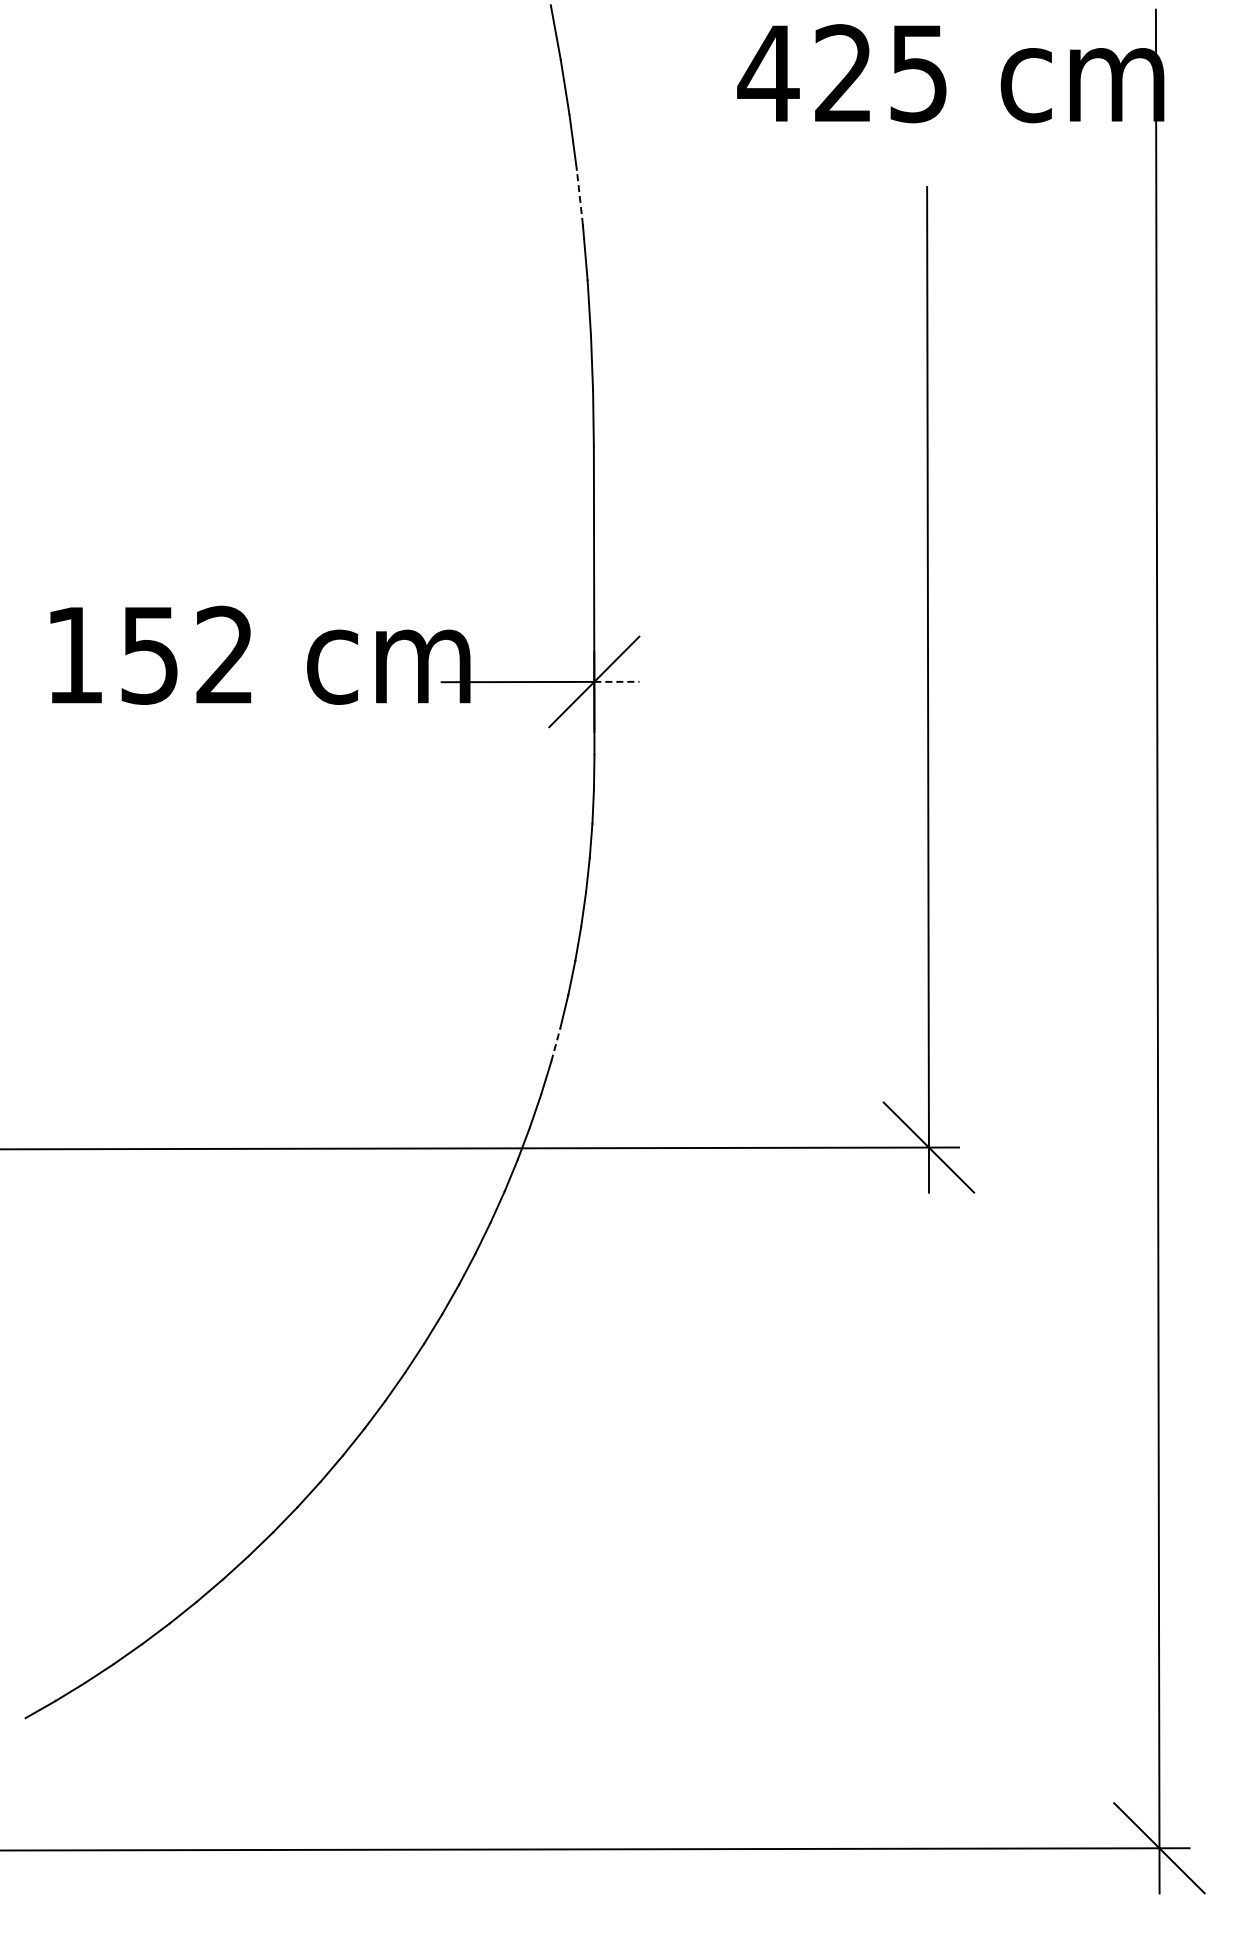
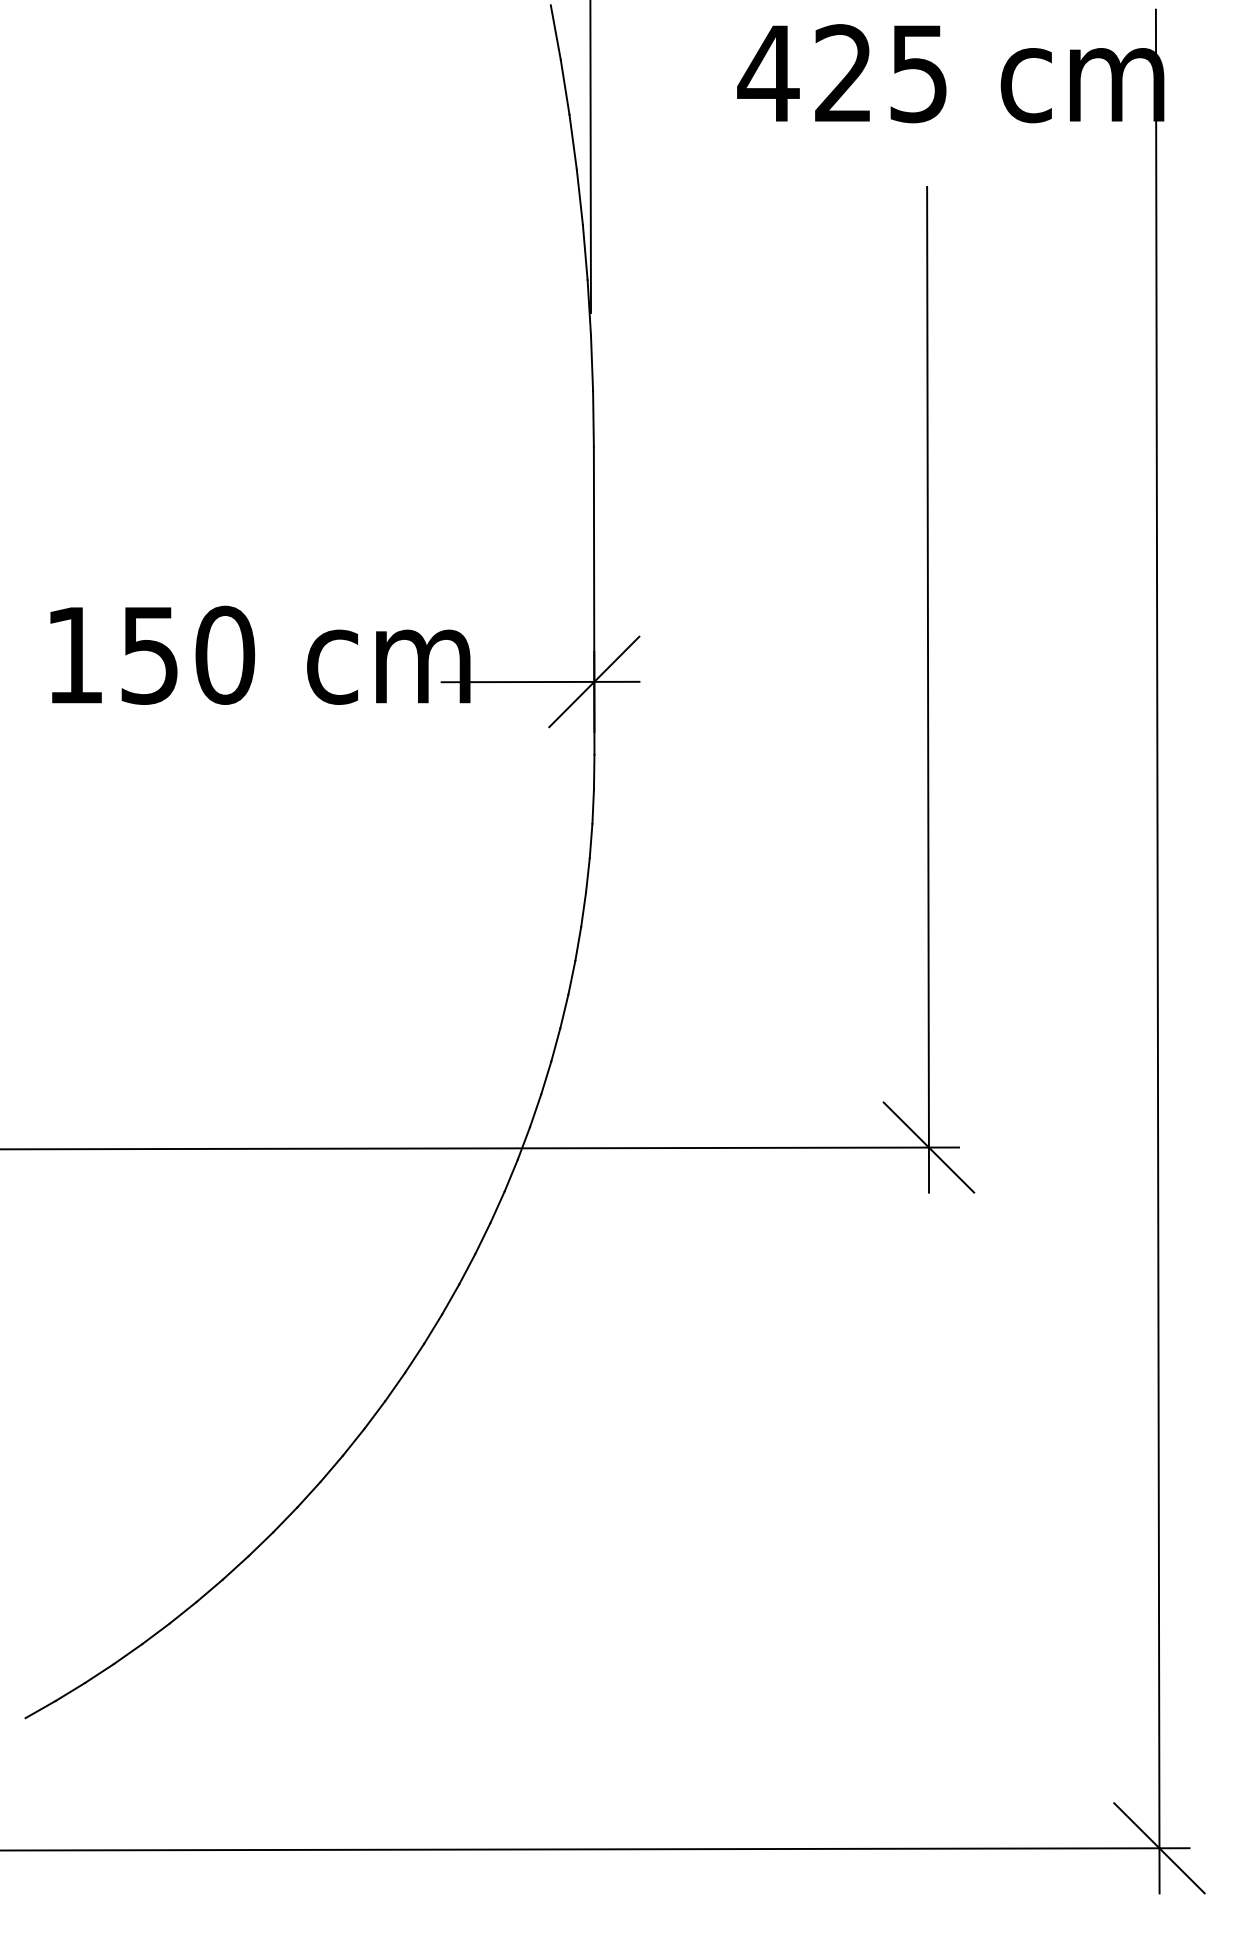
line: none -> present (590, 157)
line: dashed -> solid (579, 197)
text: 152 -> 150 (225, 654)
line: dashed -> solid (616, 681)
line: dashed -> solid (555, 1044)
